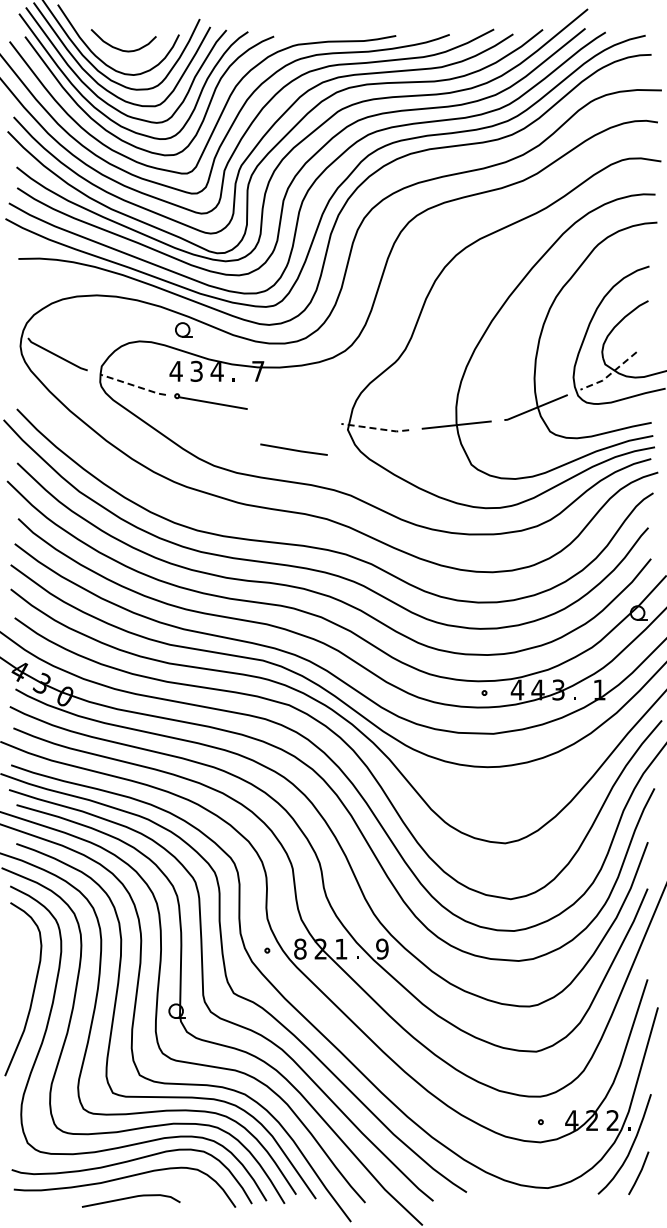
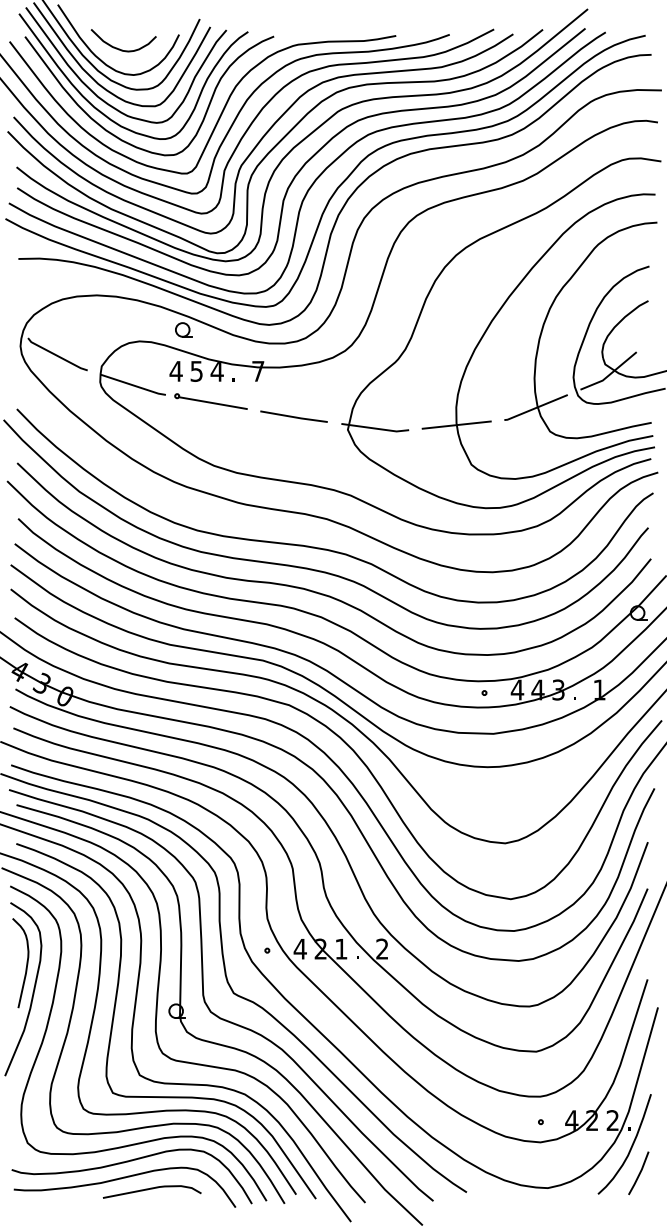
text: 3 -> 5 (196, 370)
line: dashed -> solid (609, 374)
line: dashed -> solid (133, 385)
line: dashed -> solid (375, 428)
line position: (293, 449) -> (293, 416) (293, 416)
text: 8 -> 4 (299, 948)
text: 9 -> 2 (382, 948)
curve: none -> present (26, 963)
curve position: (131, 1198) -> (152, 1189) (152, 1189)
